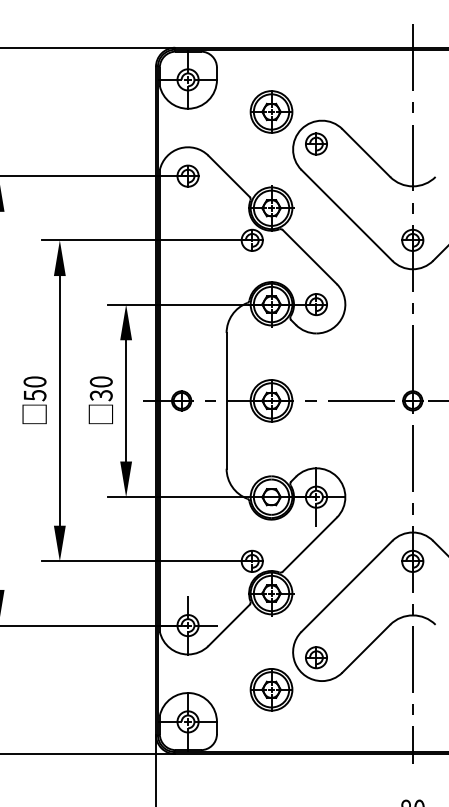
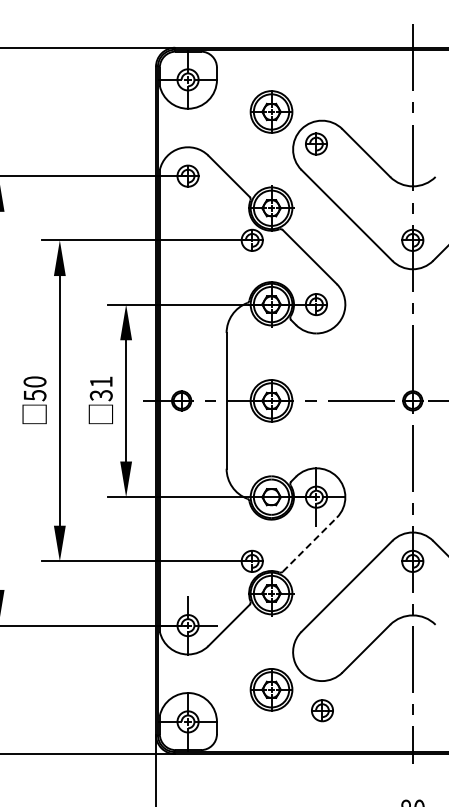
text: 30 -> 31 (100, 381)
line: solid -> dashed (310, 544)
part position: (316, 657) -> (322, 710) (322, 710)
